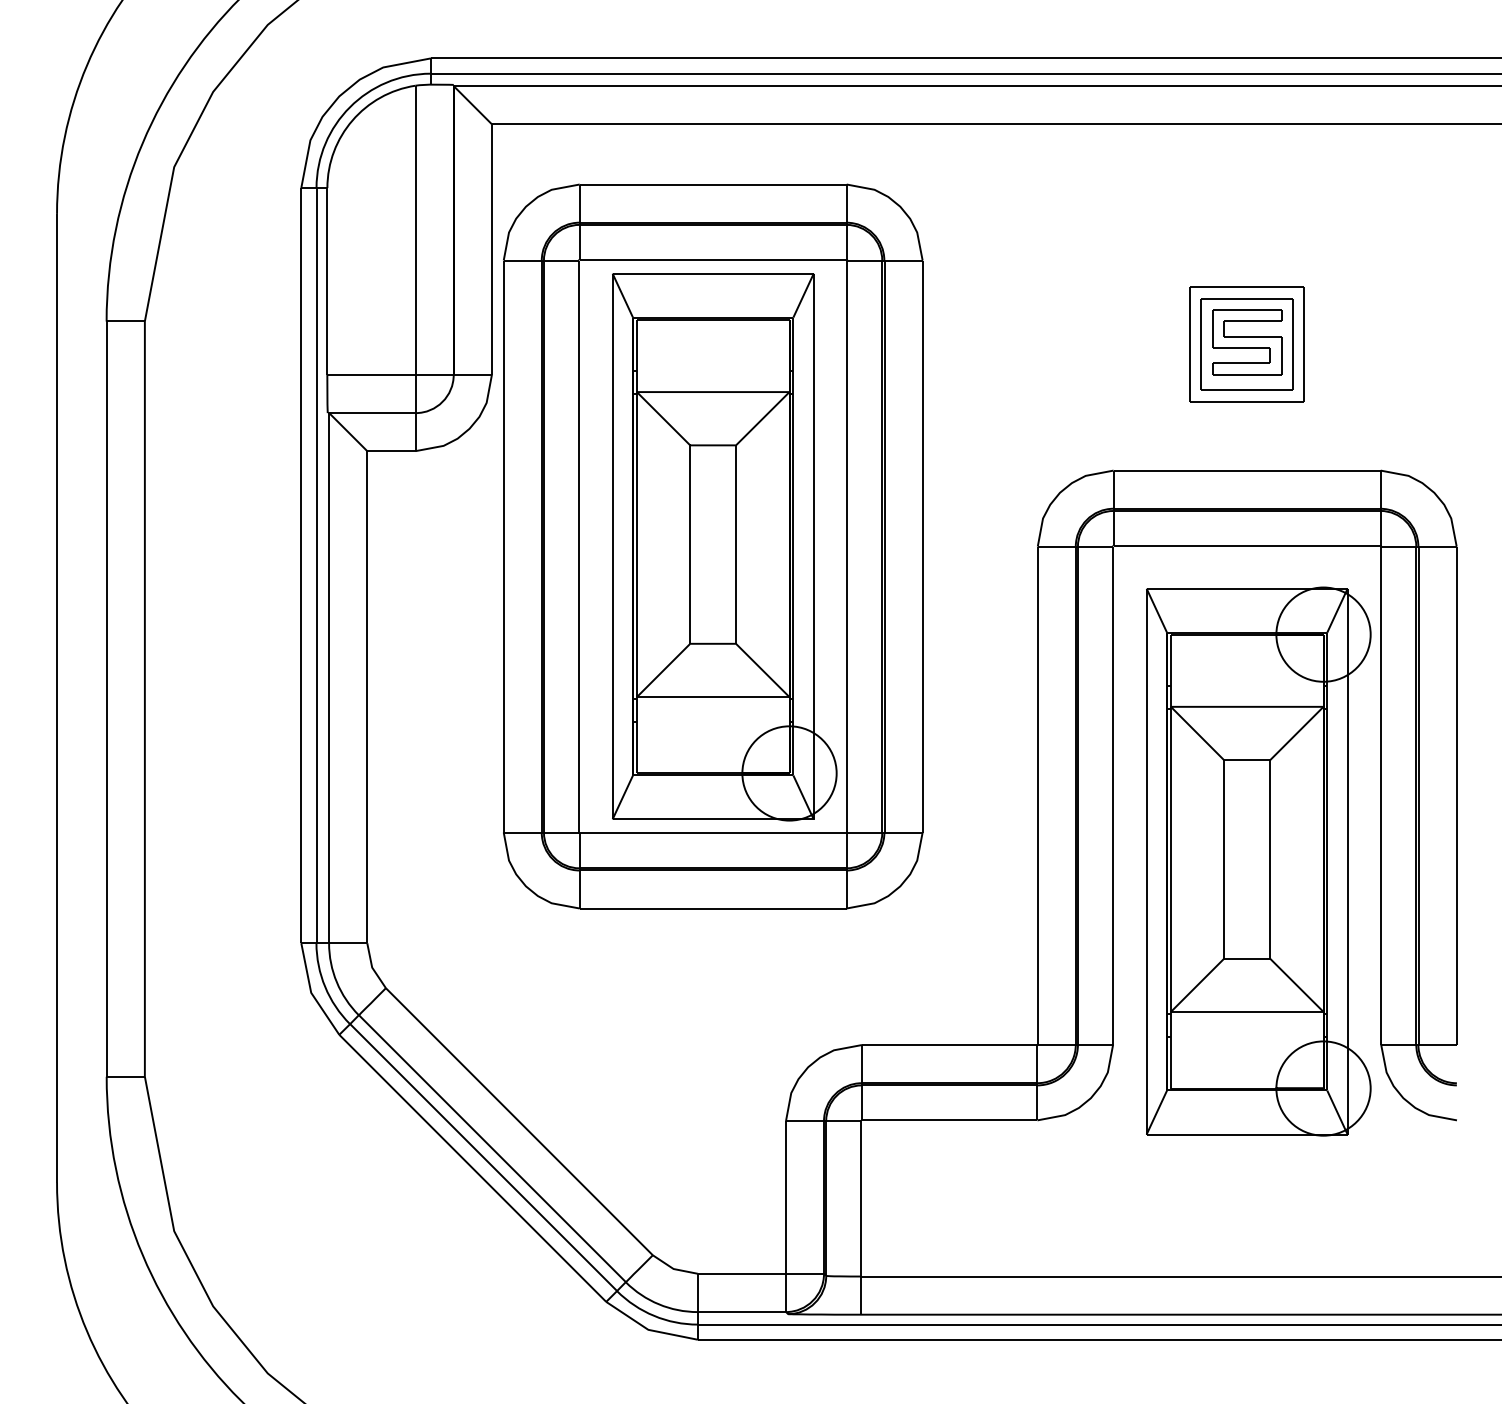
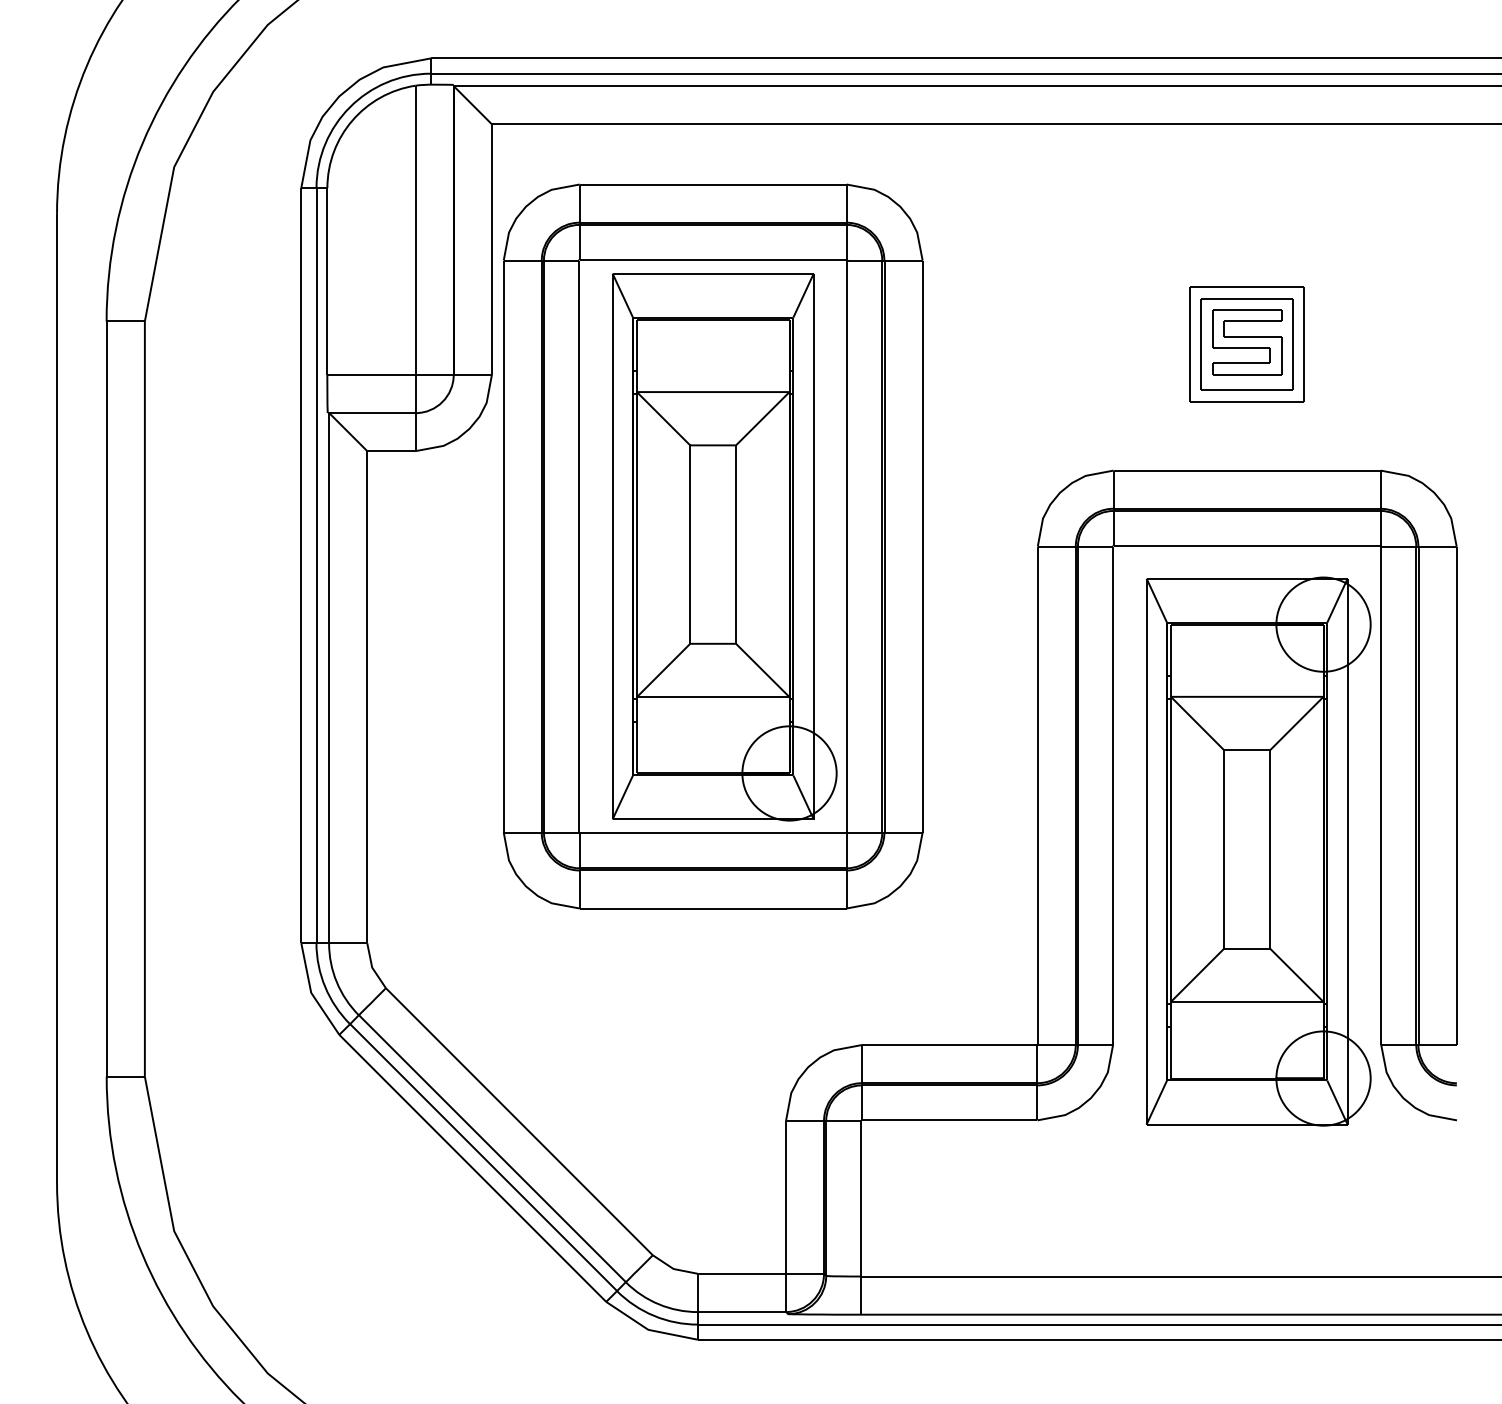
part position: (1258, 861) -> (1258, 851) (1258, 851)
